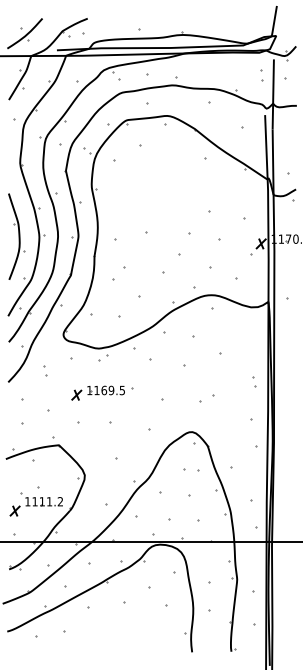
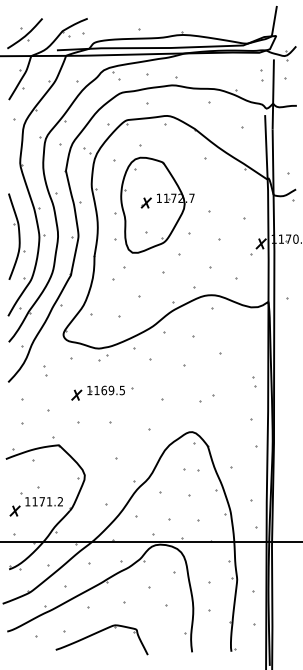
part: none -> present (154, 204)
text: 1111.2 -> 1171.2 (41, 501)
part: none -> present (98, 633)
